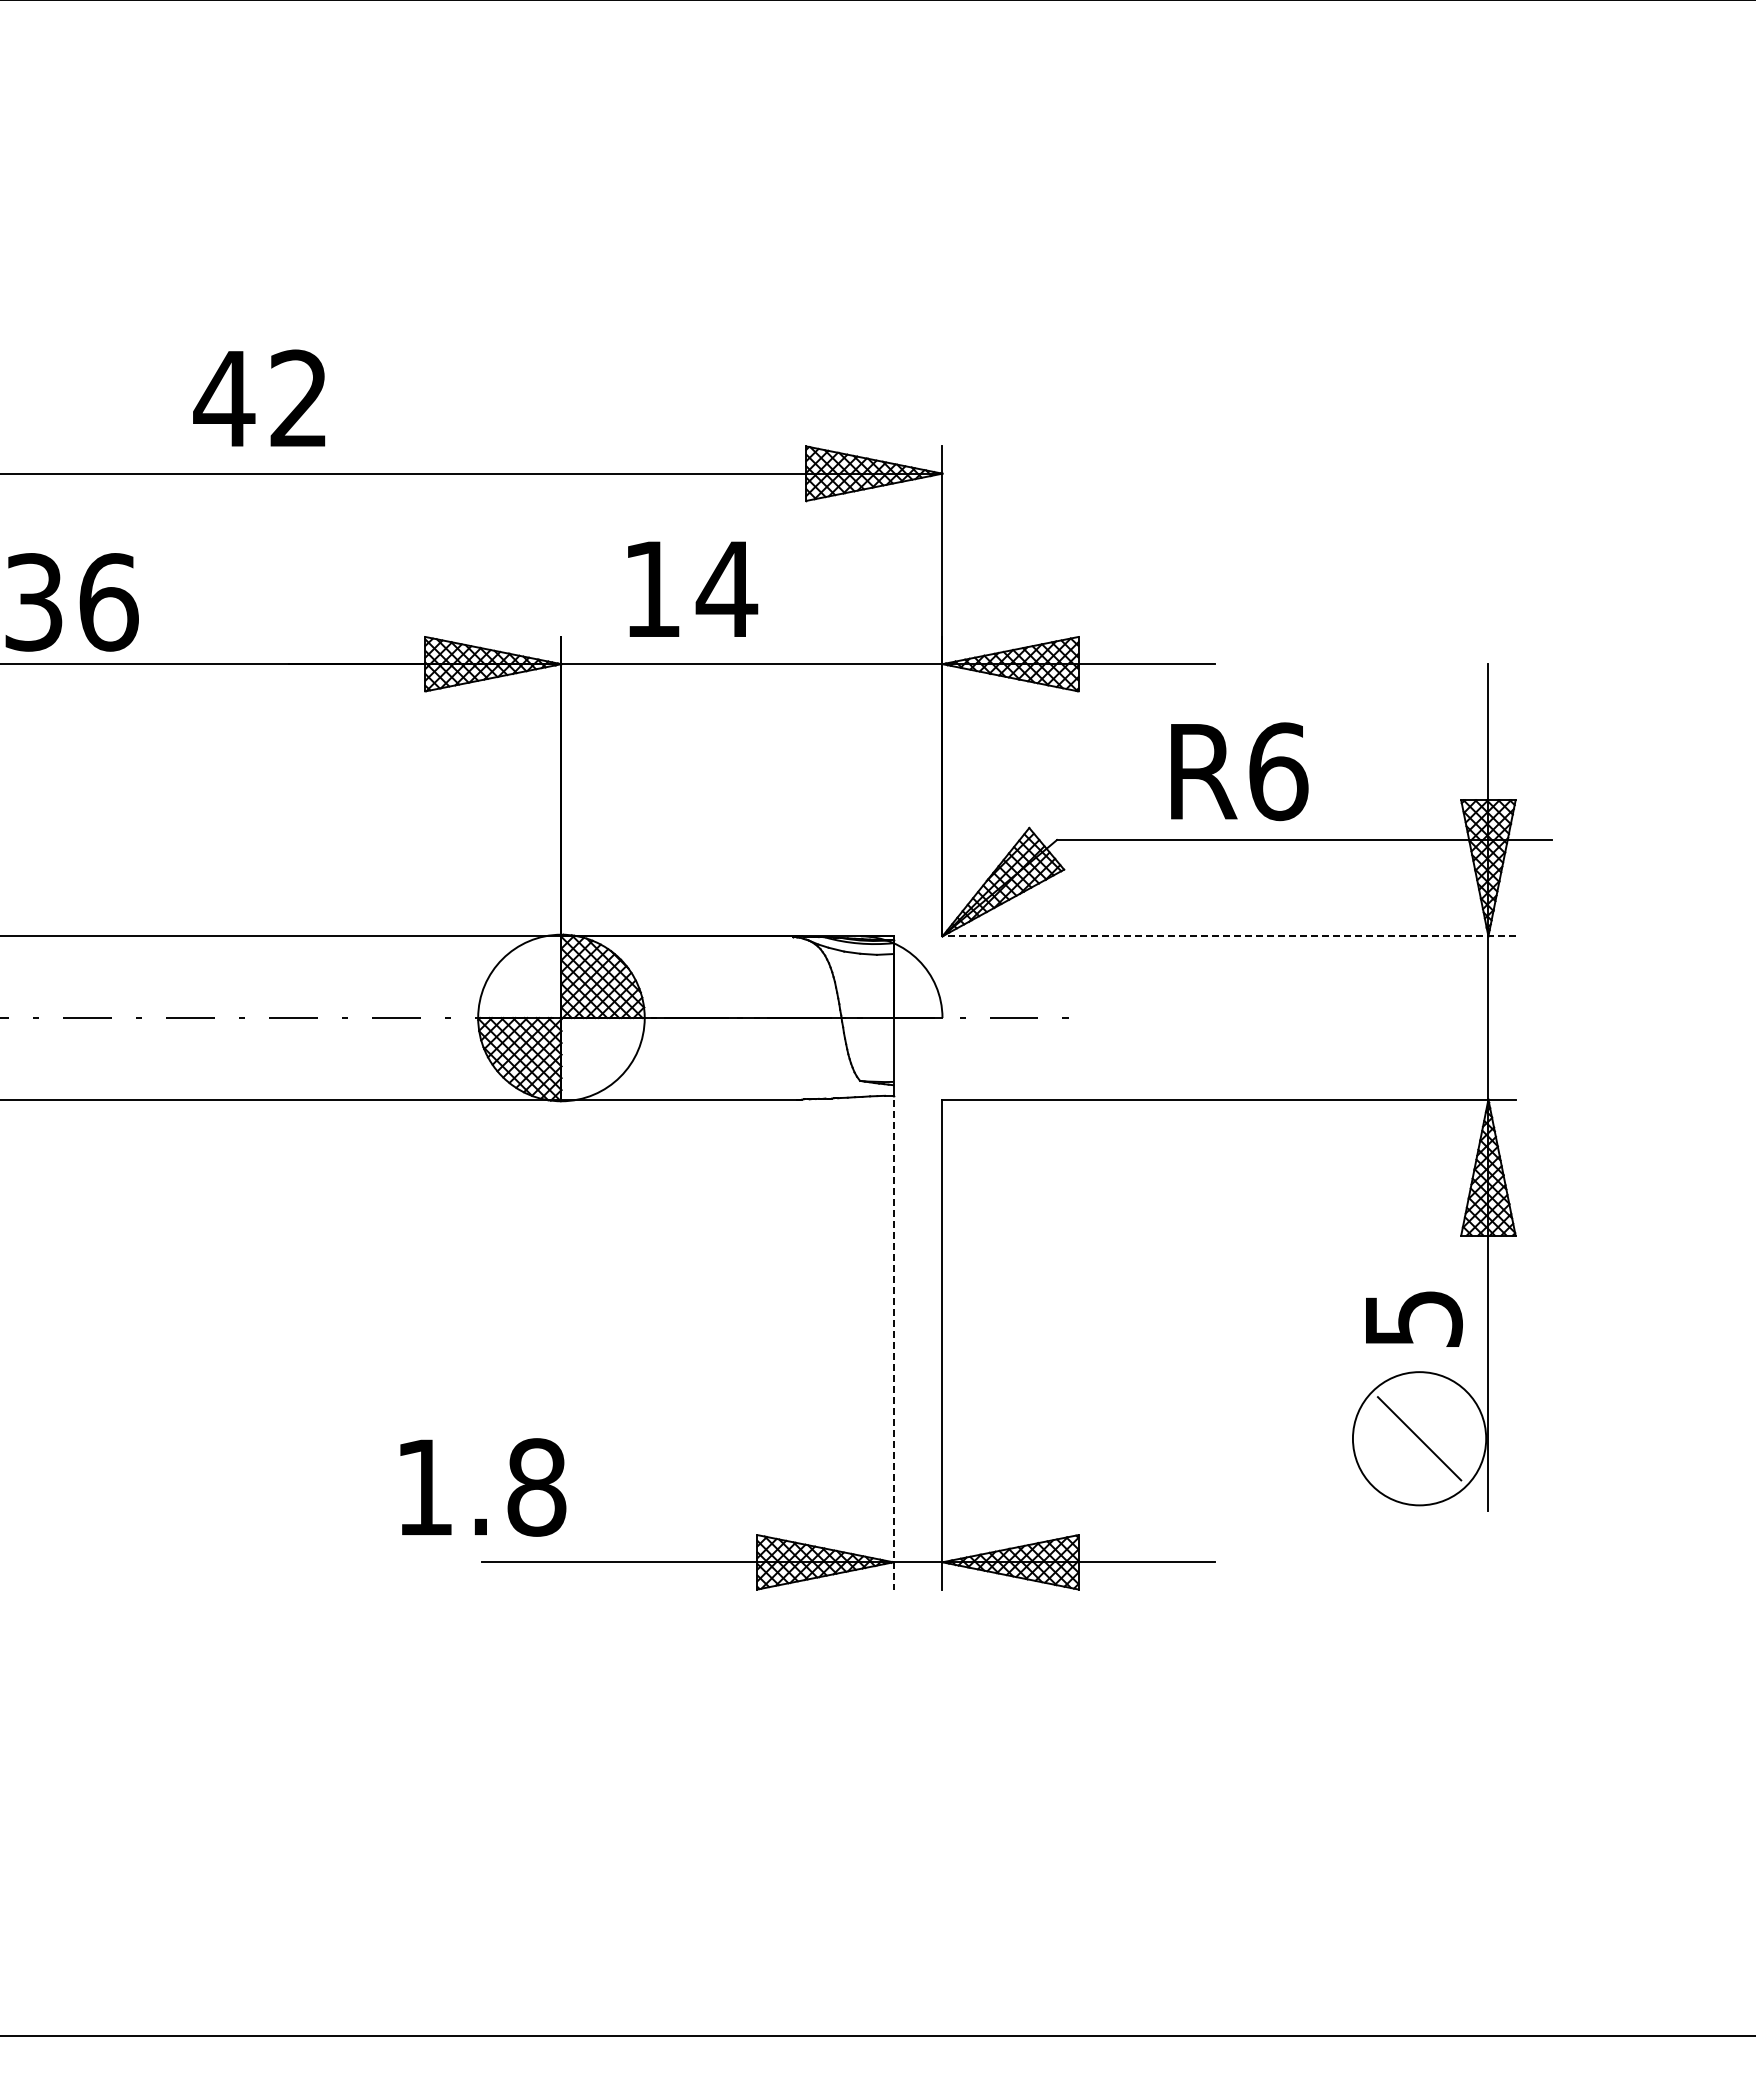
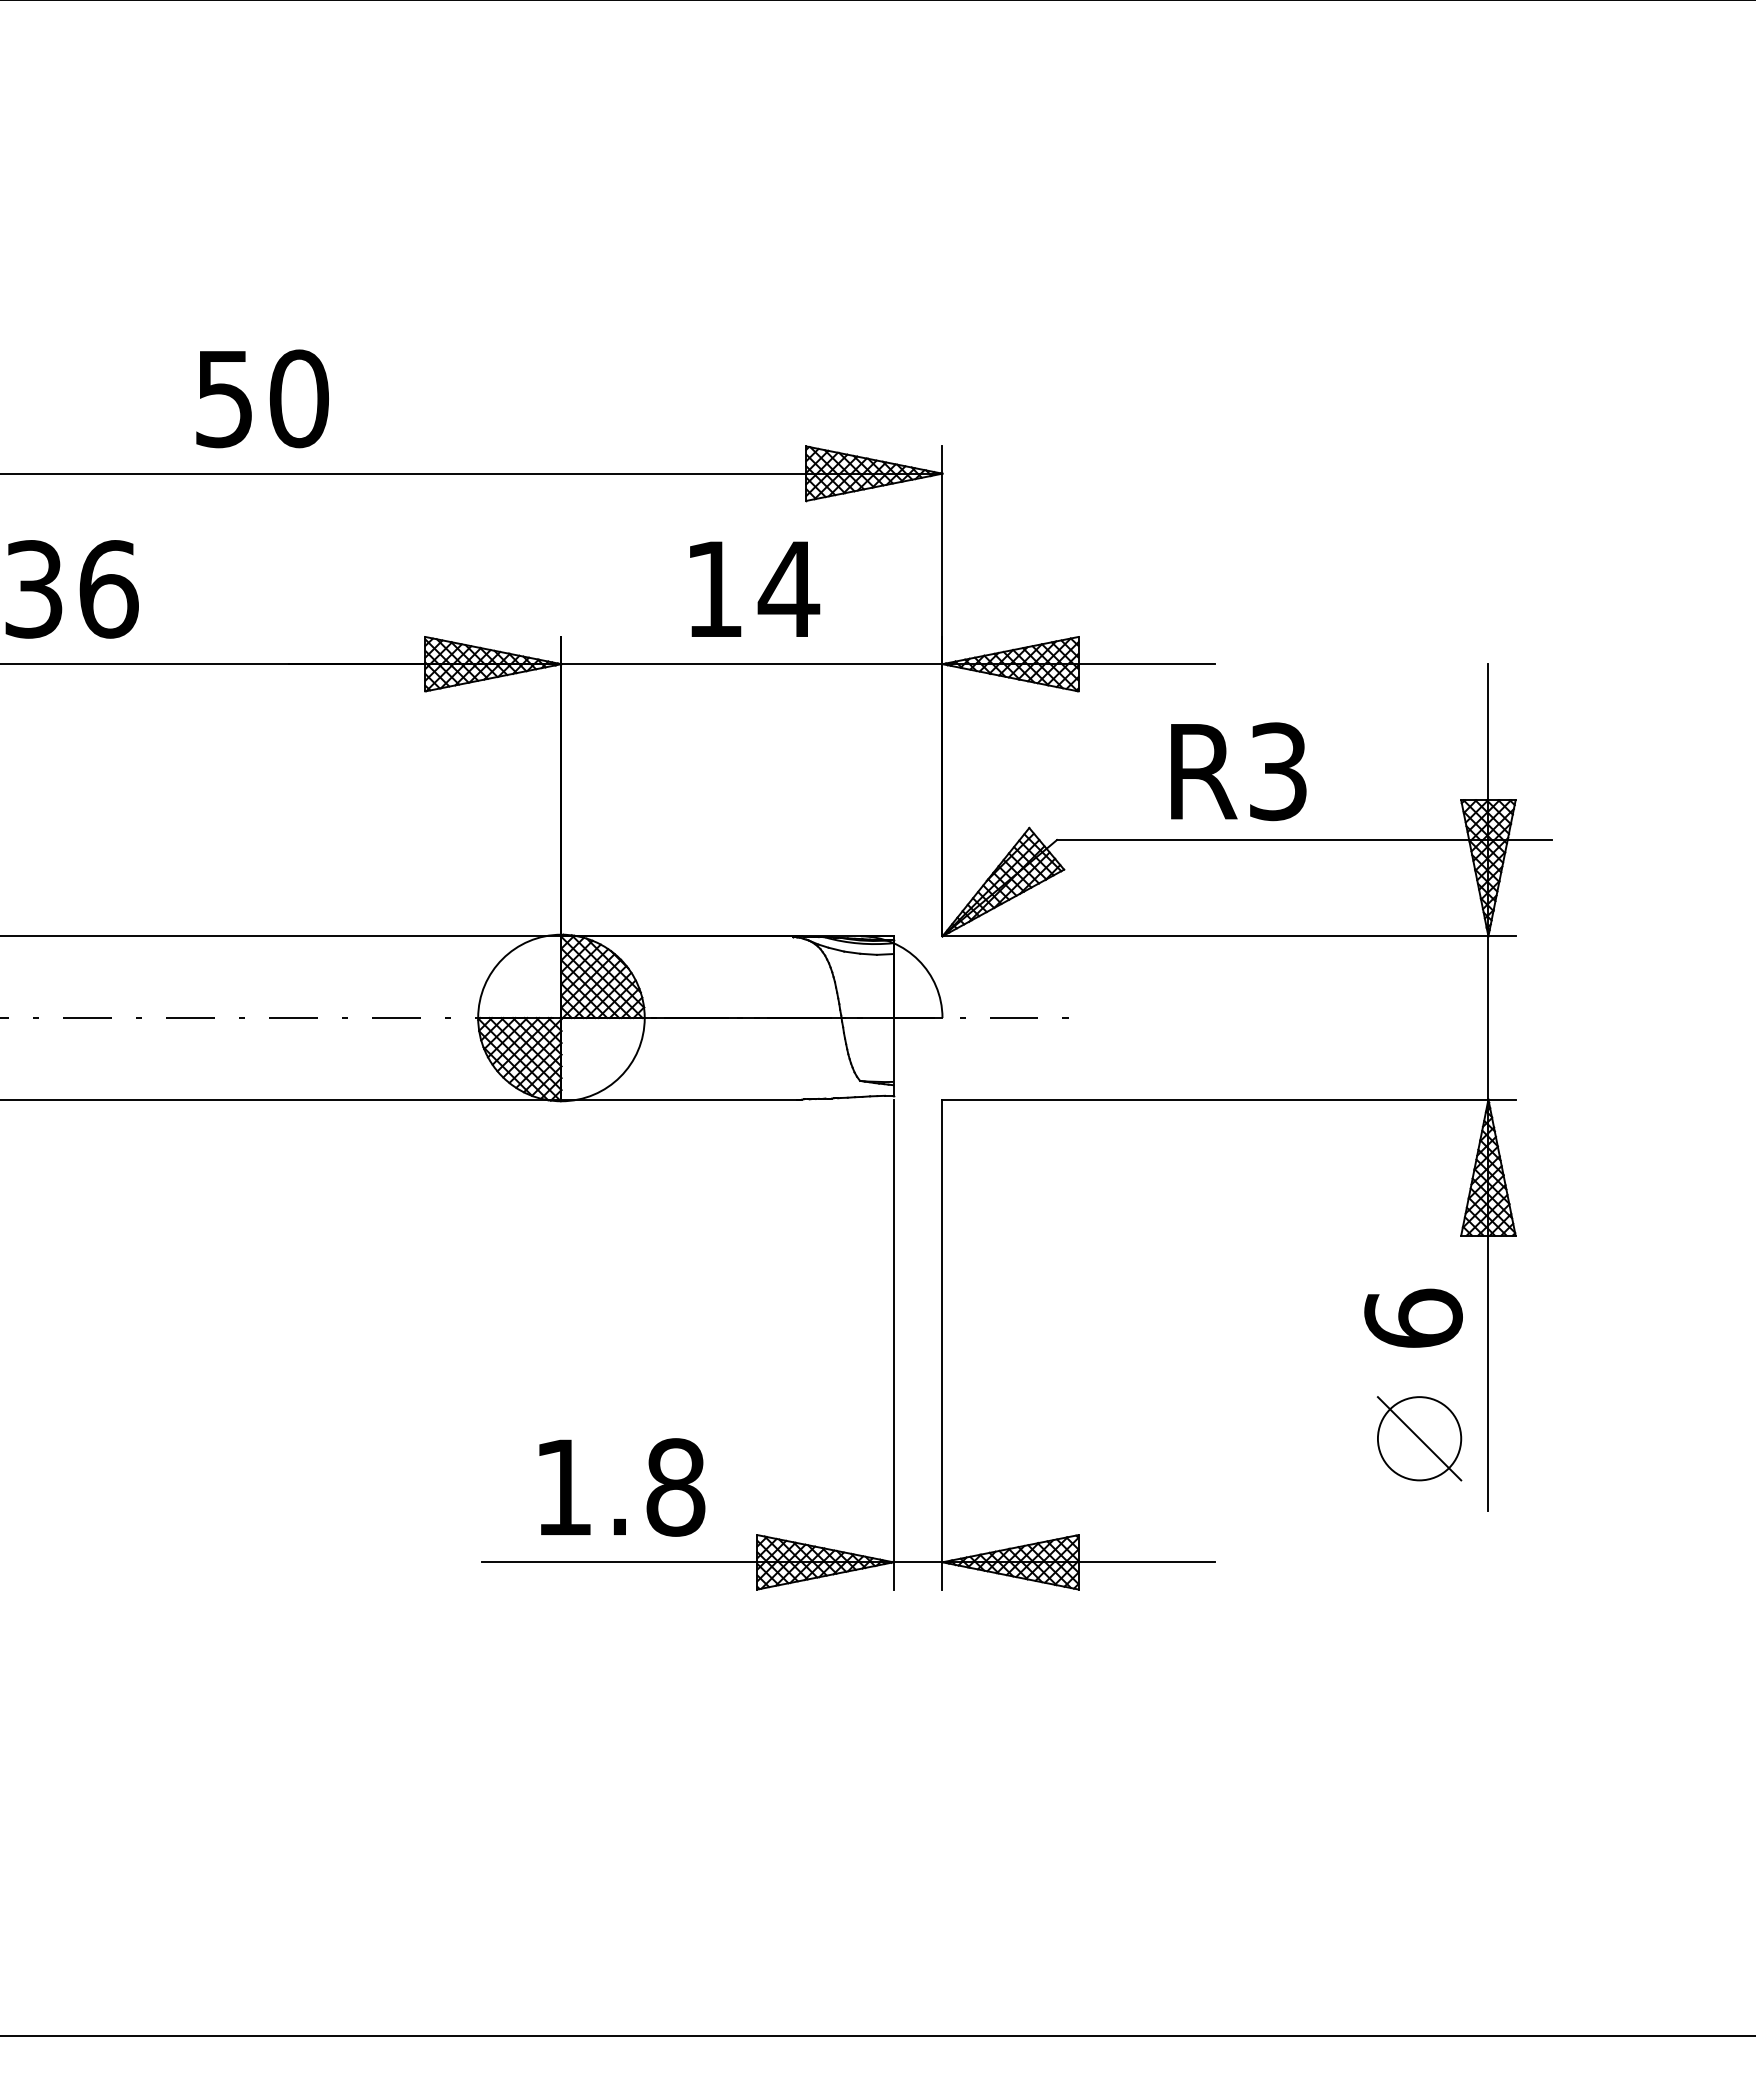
text: 42 -> 50 (260, 398)
text position: (693, 588) -> (755, 588) (755, 588)
text position: (71, 602) -> (71, 589) (71, 589)
text: R6 -> R3 (1278, 771)
line: dashed -> solid (1229, 936)
text: 5 -> 6 (1413, 1317)
line: dashed -> solid (893, 1344)
circle diameter: 133 px -> 83 px (1419, 1438)
text position: (483, 1487) -> (622, 1487) (622, 1487)
